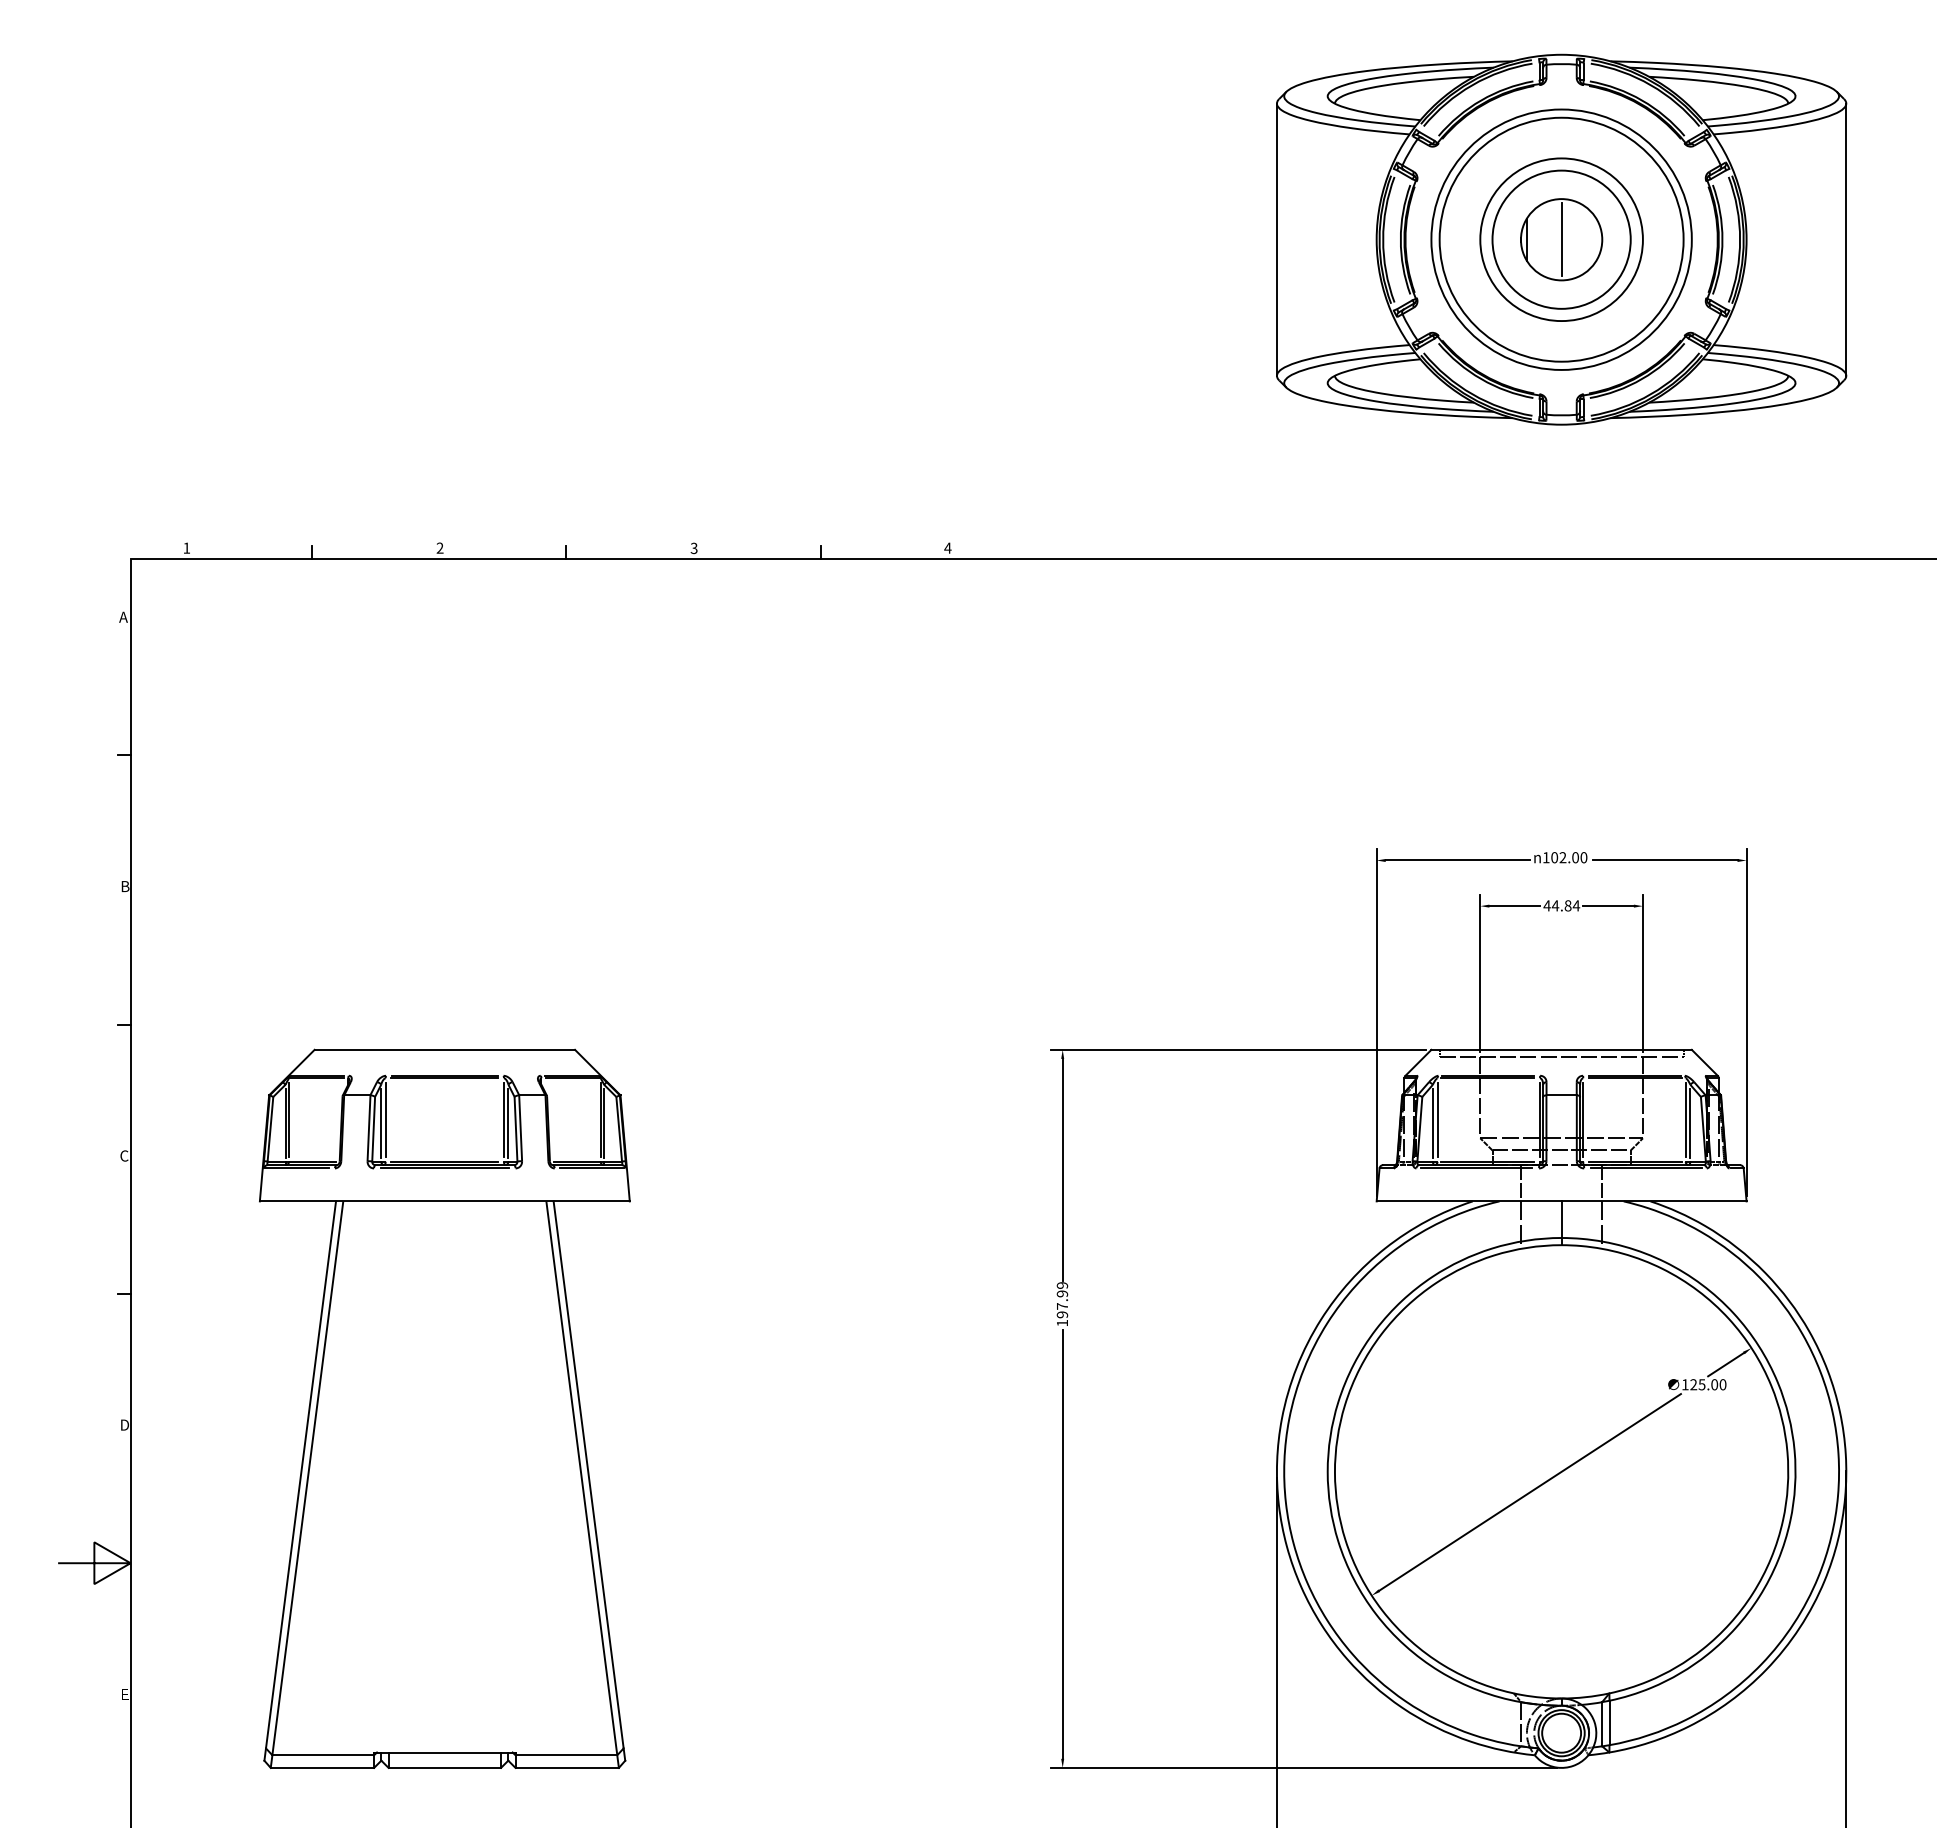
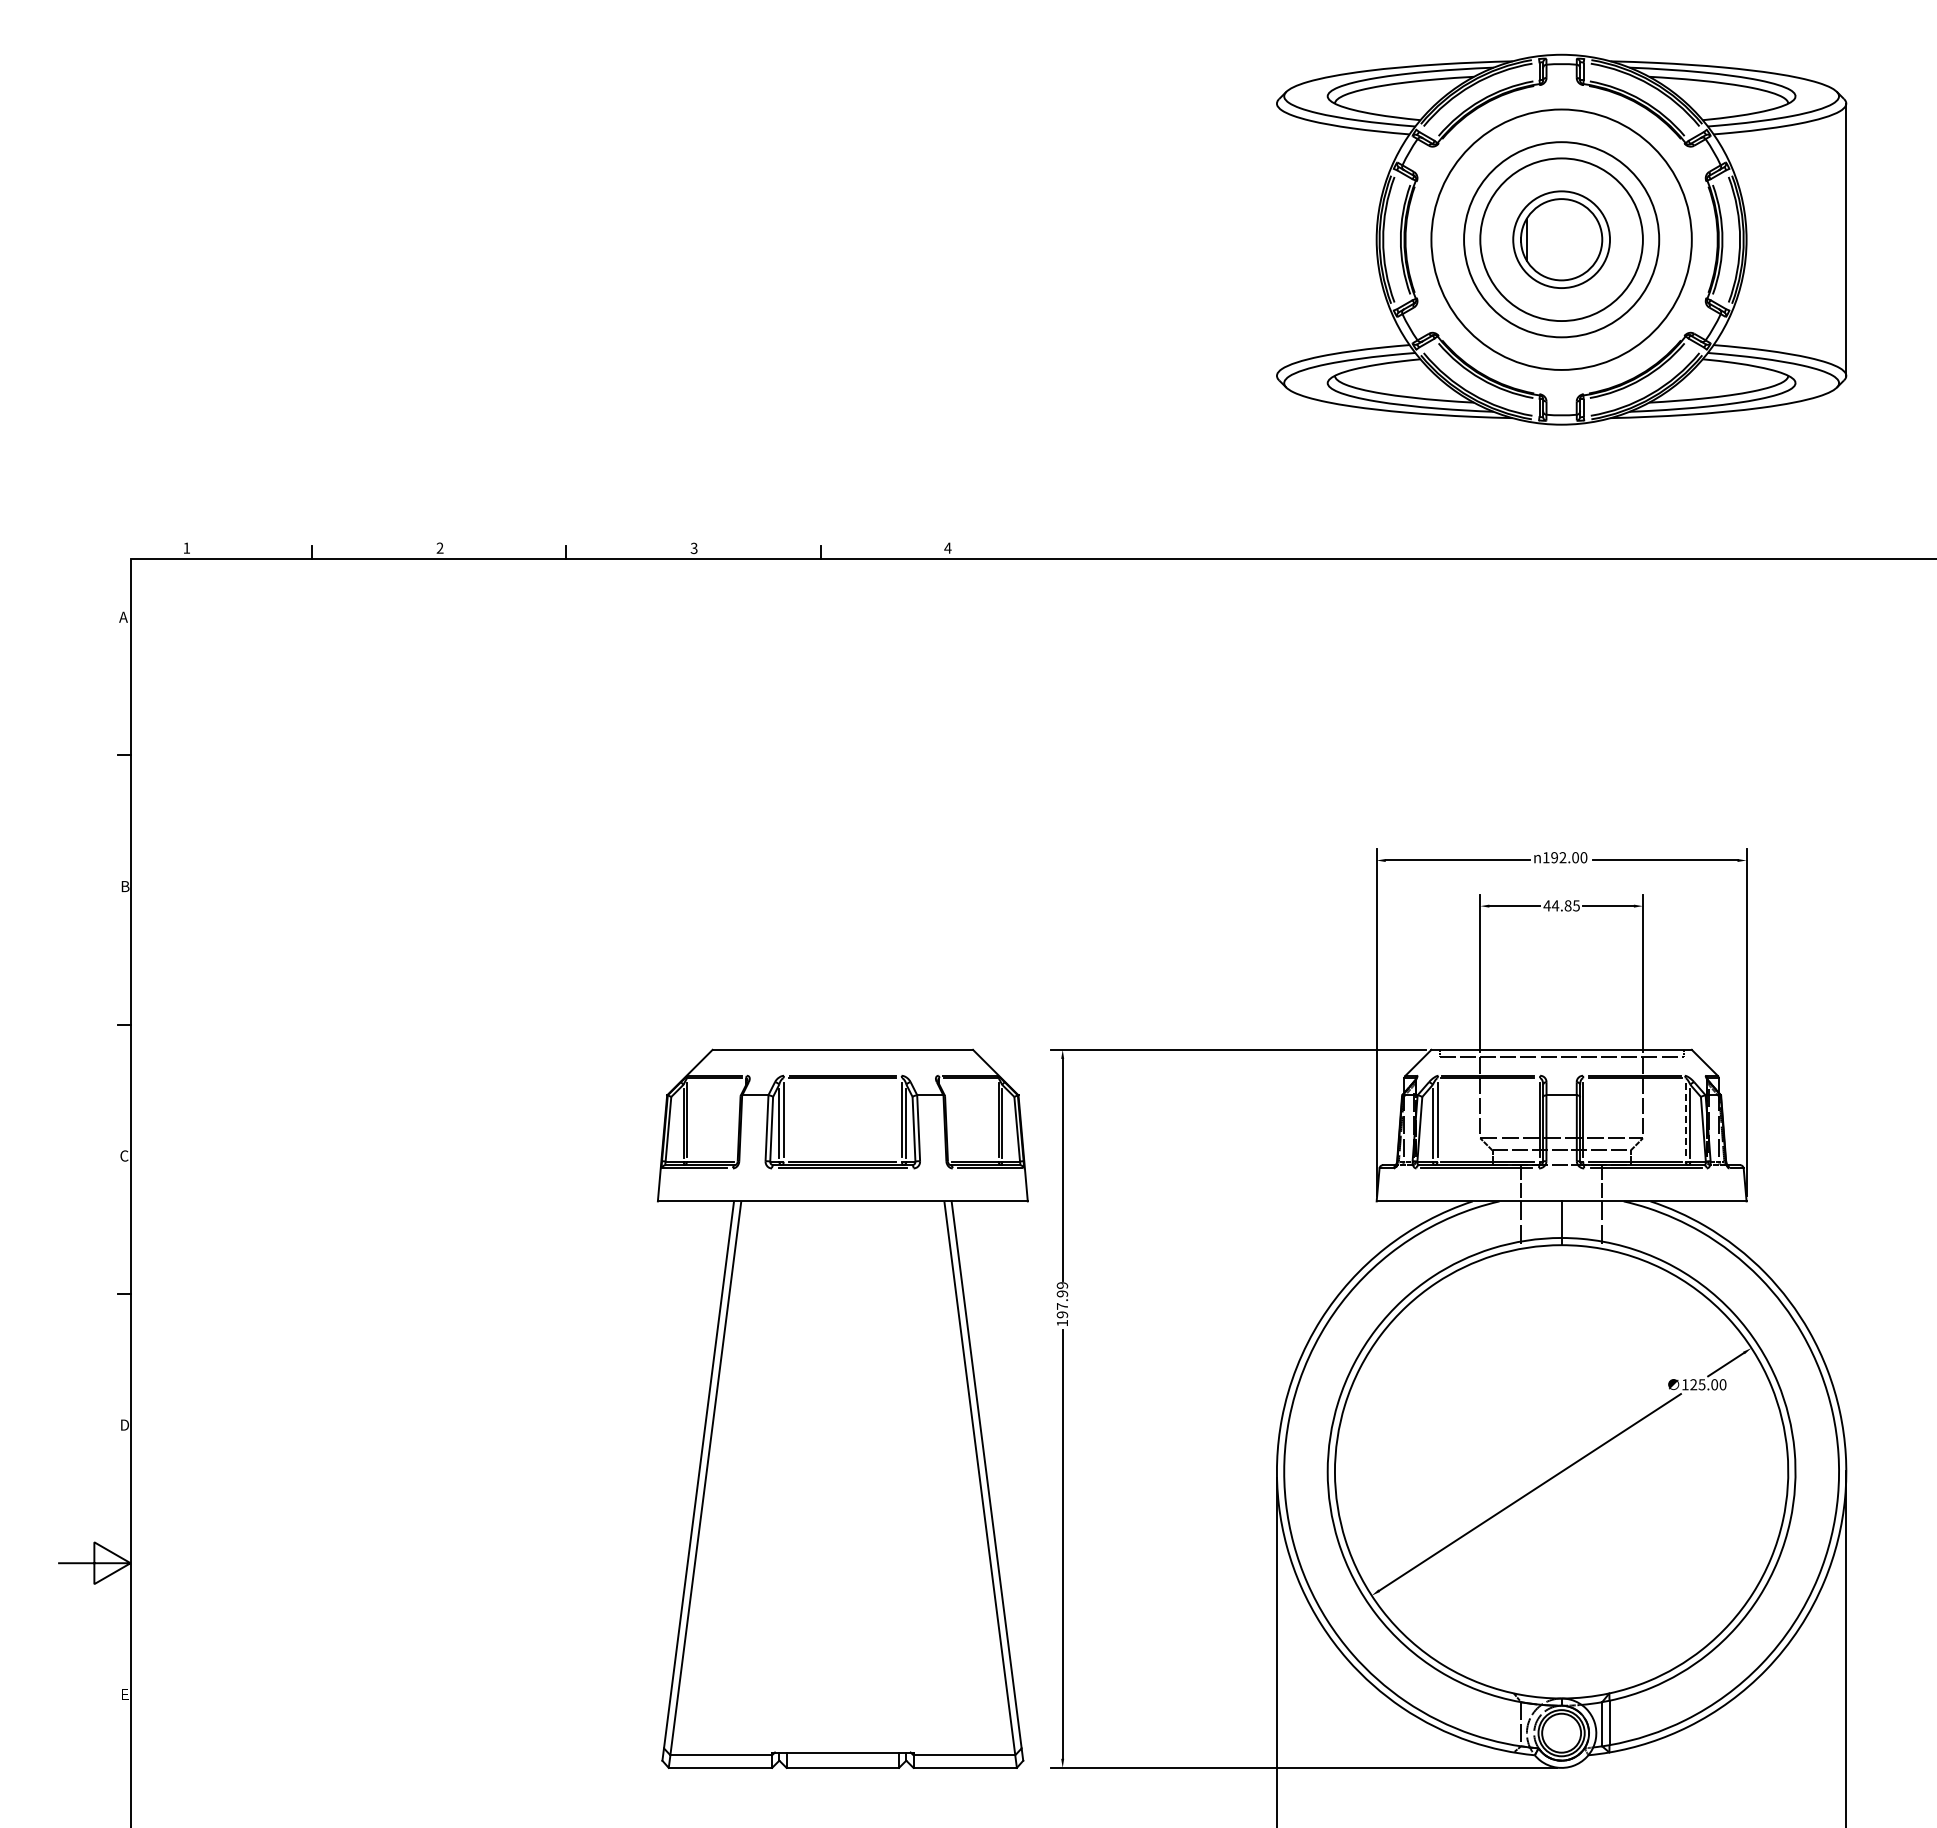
line: present -> none (1276, 239)
circle diameter: 138 px -> 97 px (1561, 239)
circle diameter: 244 px -> 195 px (1561, 239)
line: present -> none (1561, 239)
text: 102.00 -> 192.00 (1554, 857)
text: 44.84 -> 44.85 (1576, 905)
line: solid -> dashed (1685, 1120)
part position: (444, 1408) -> (842, 1408) (842, 1408)
